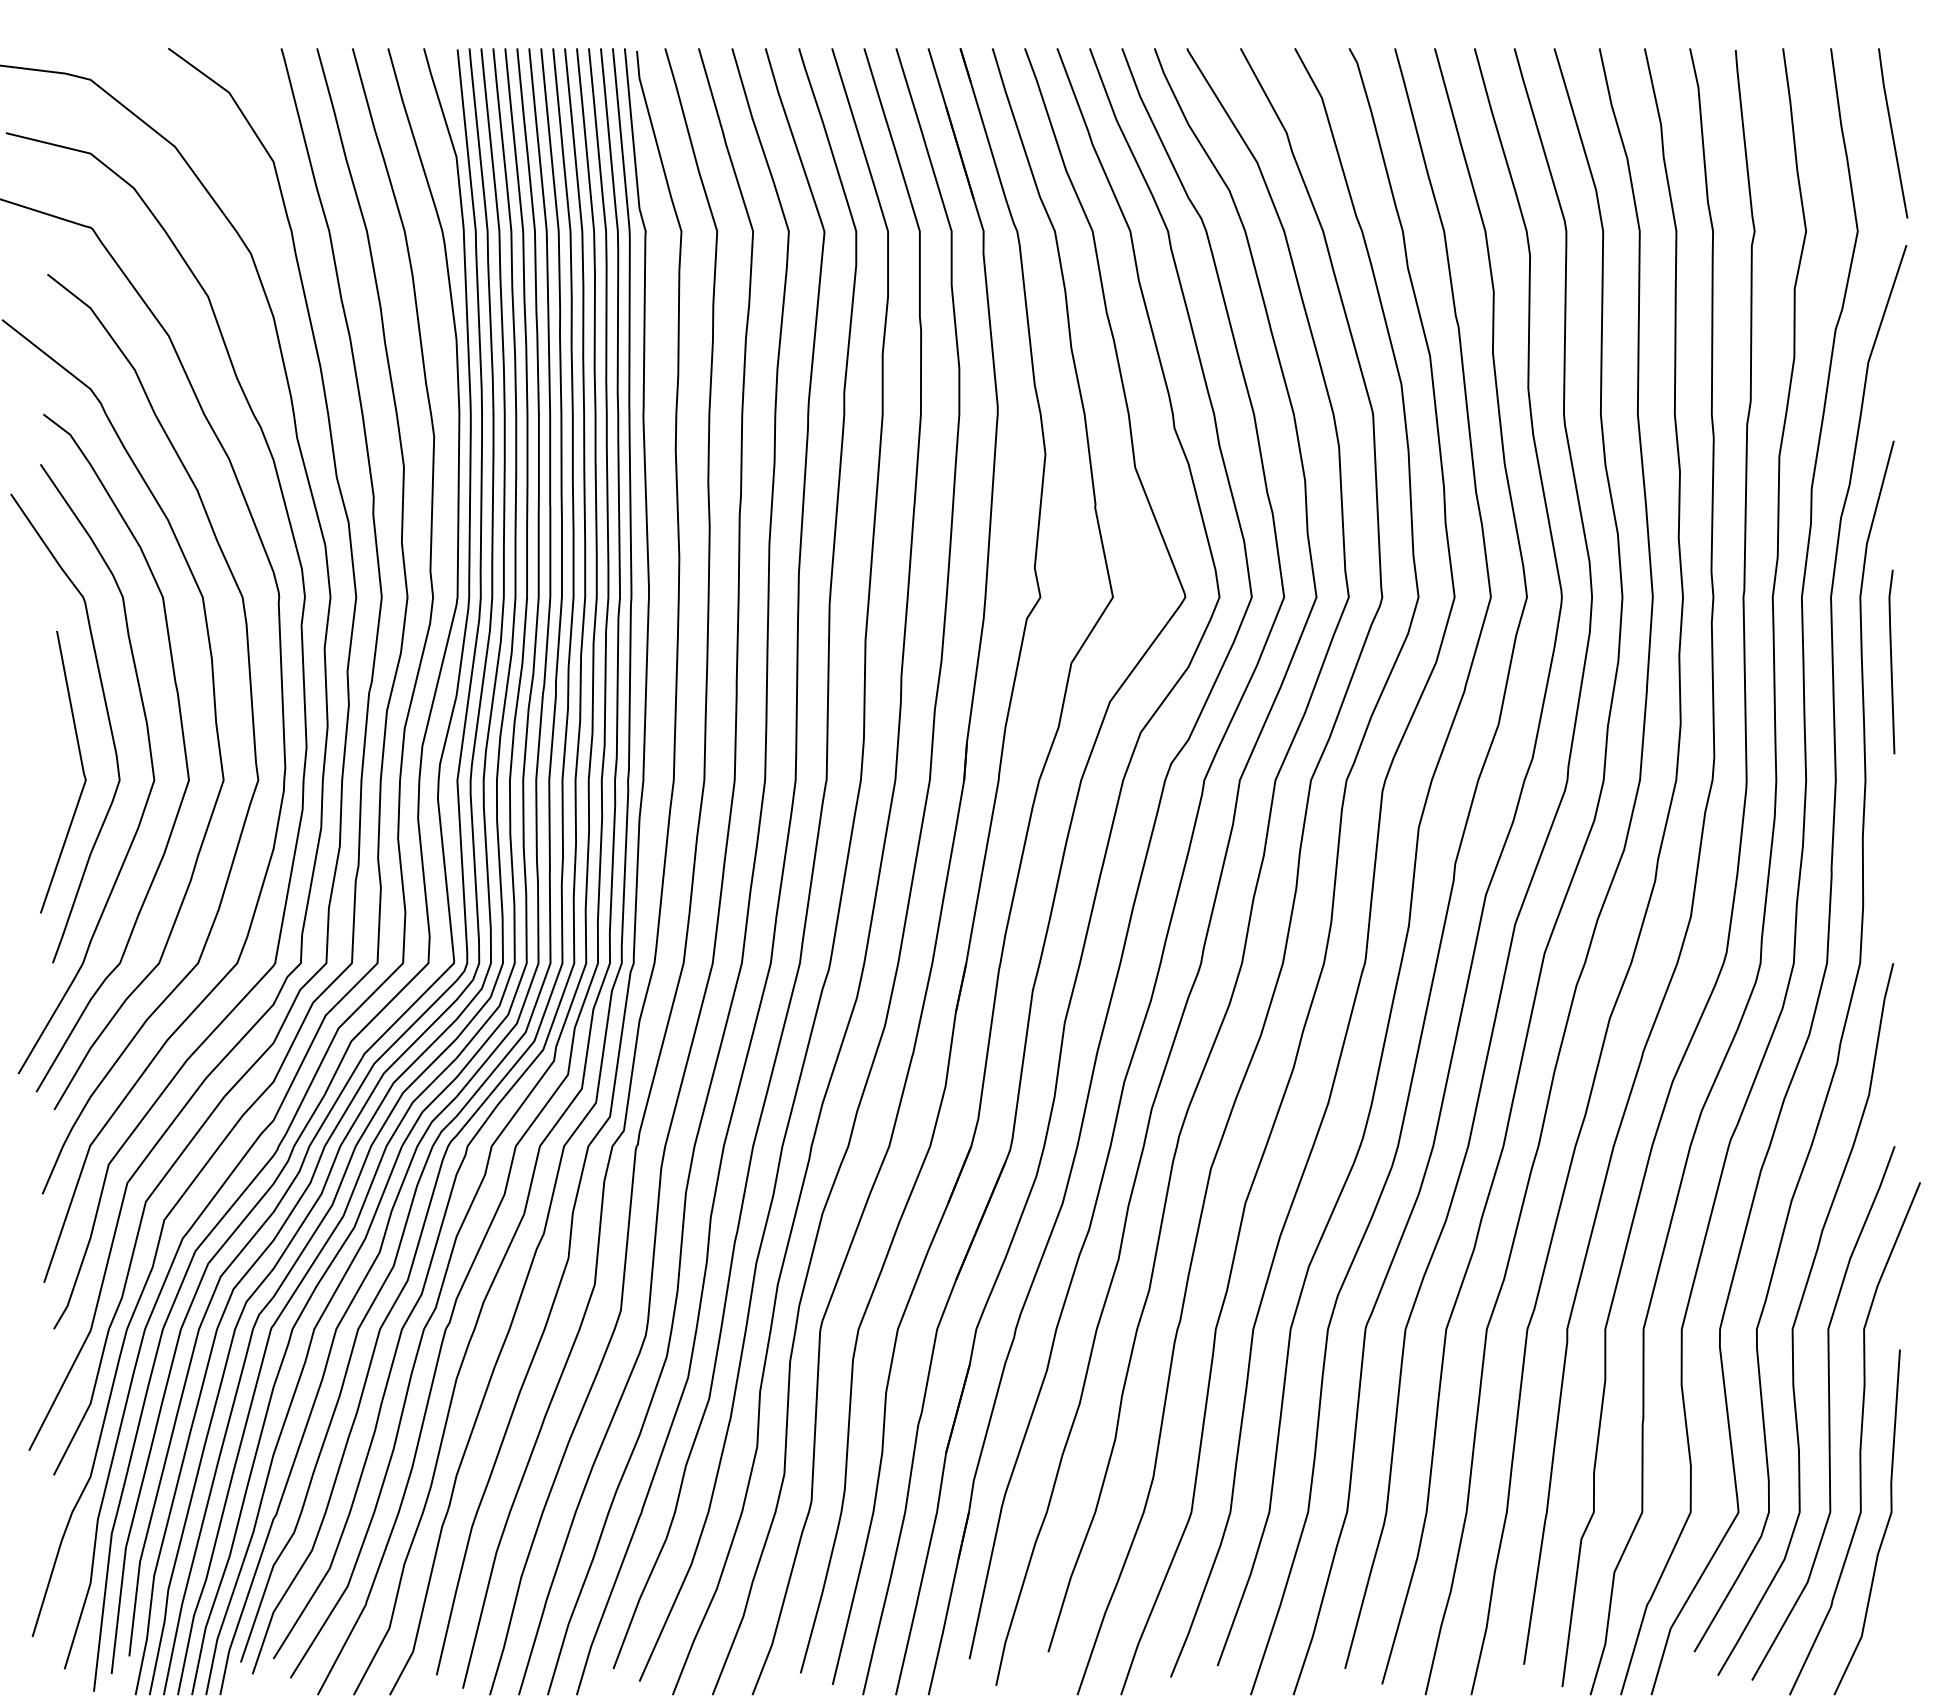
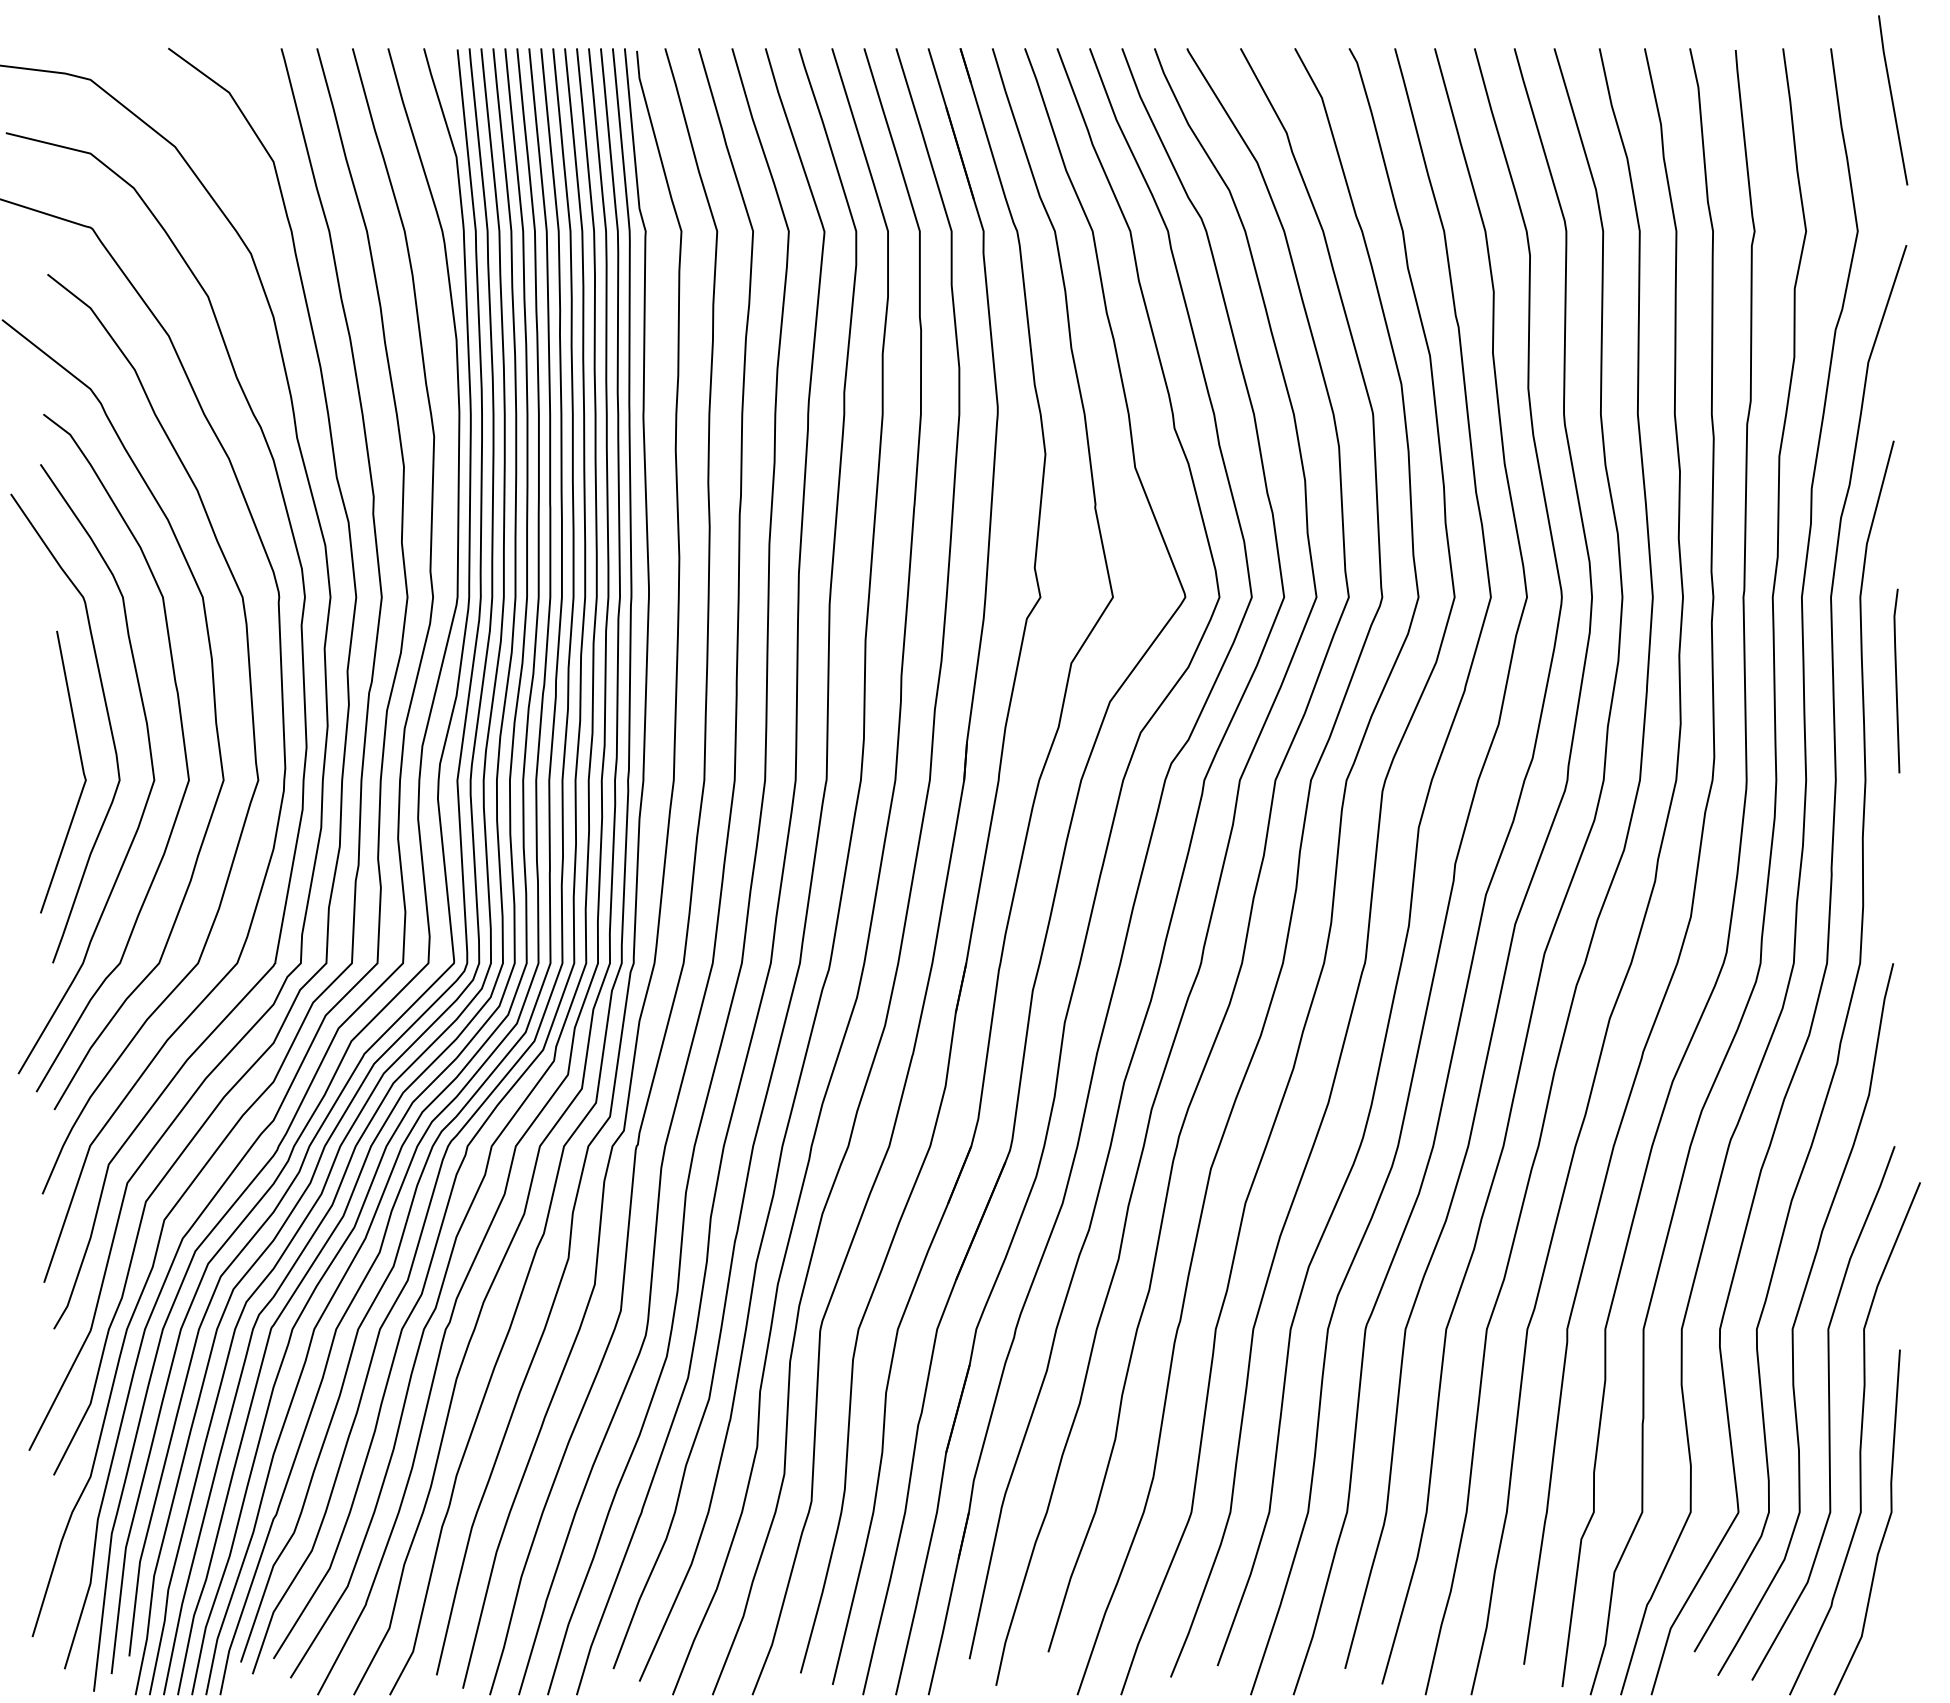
line position: (1893, 133) -> (1893, 100) (1893, 100)
line position: (1891, 661) -> (1896, 680) (1896, 680)
